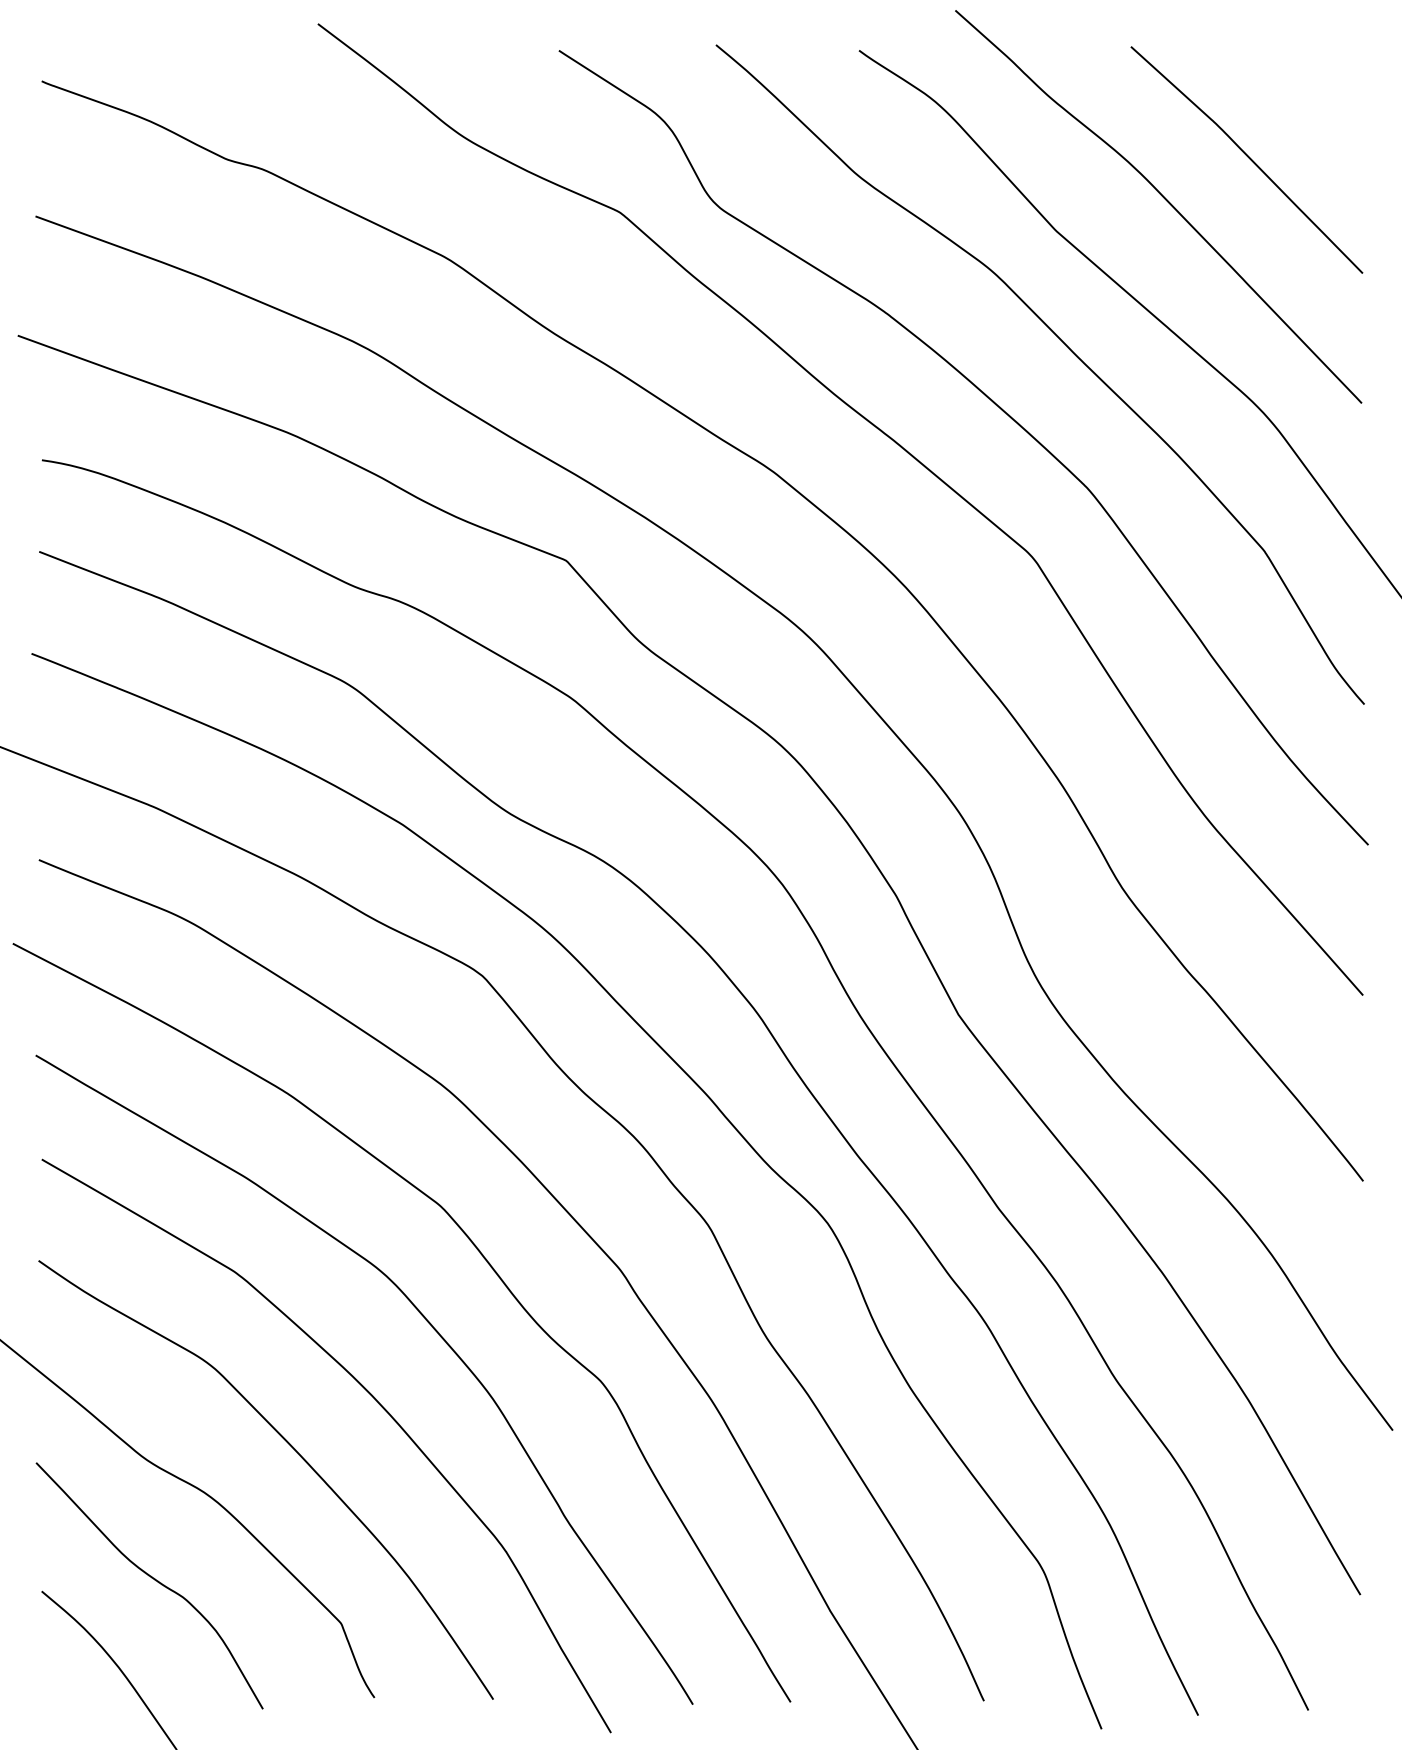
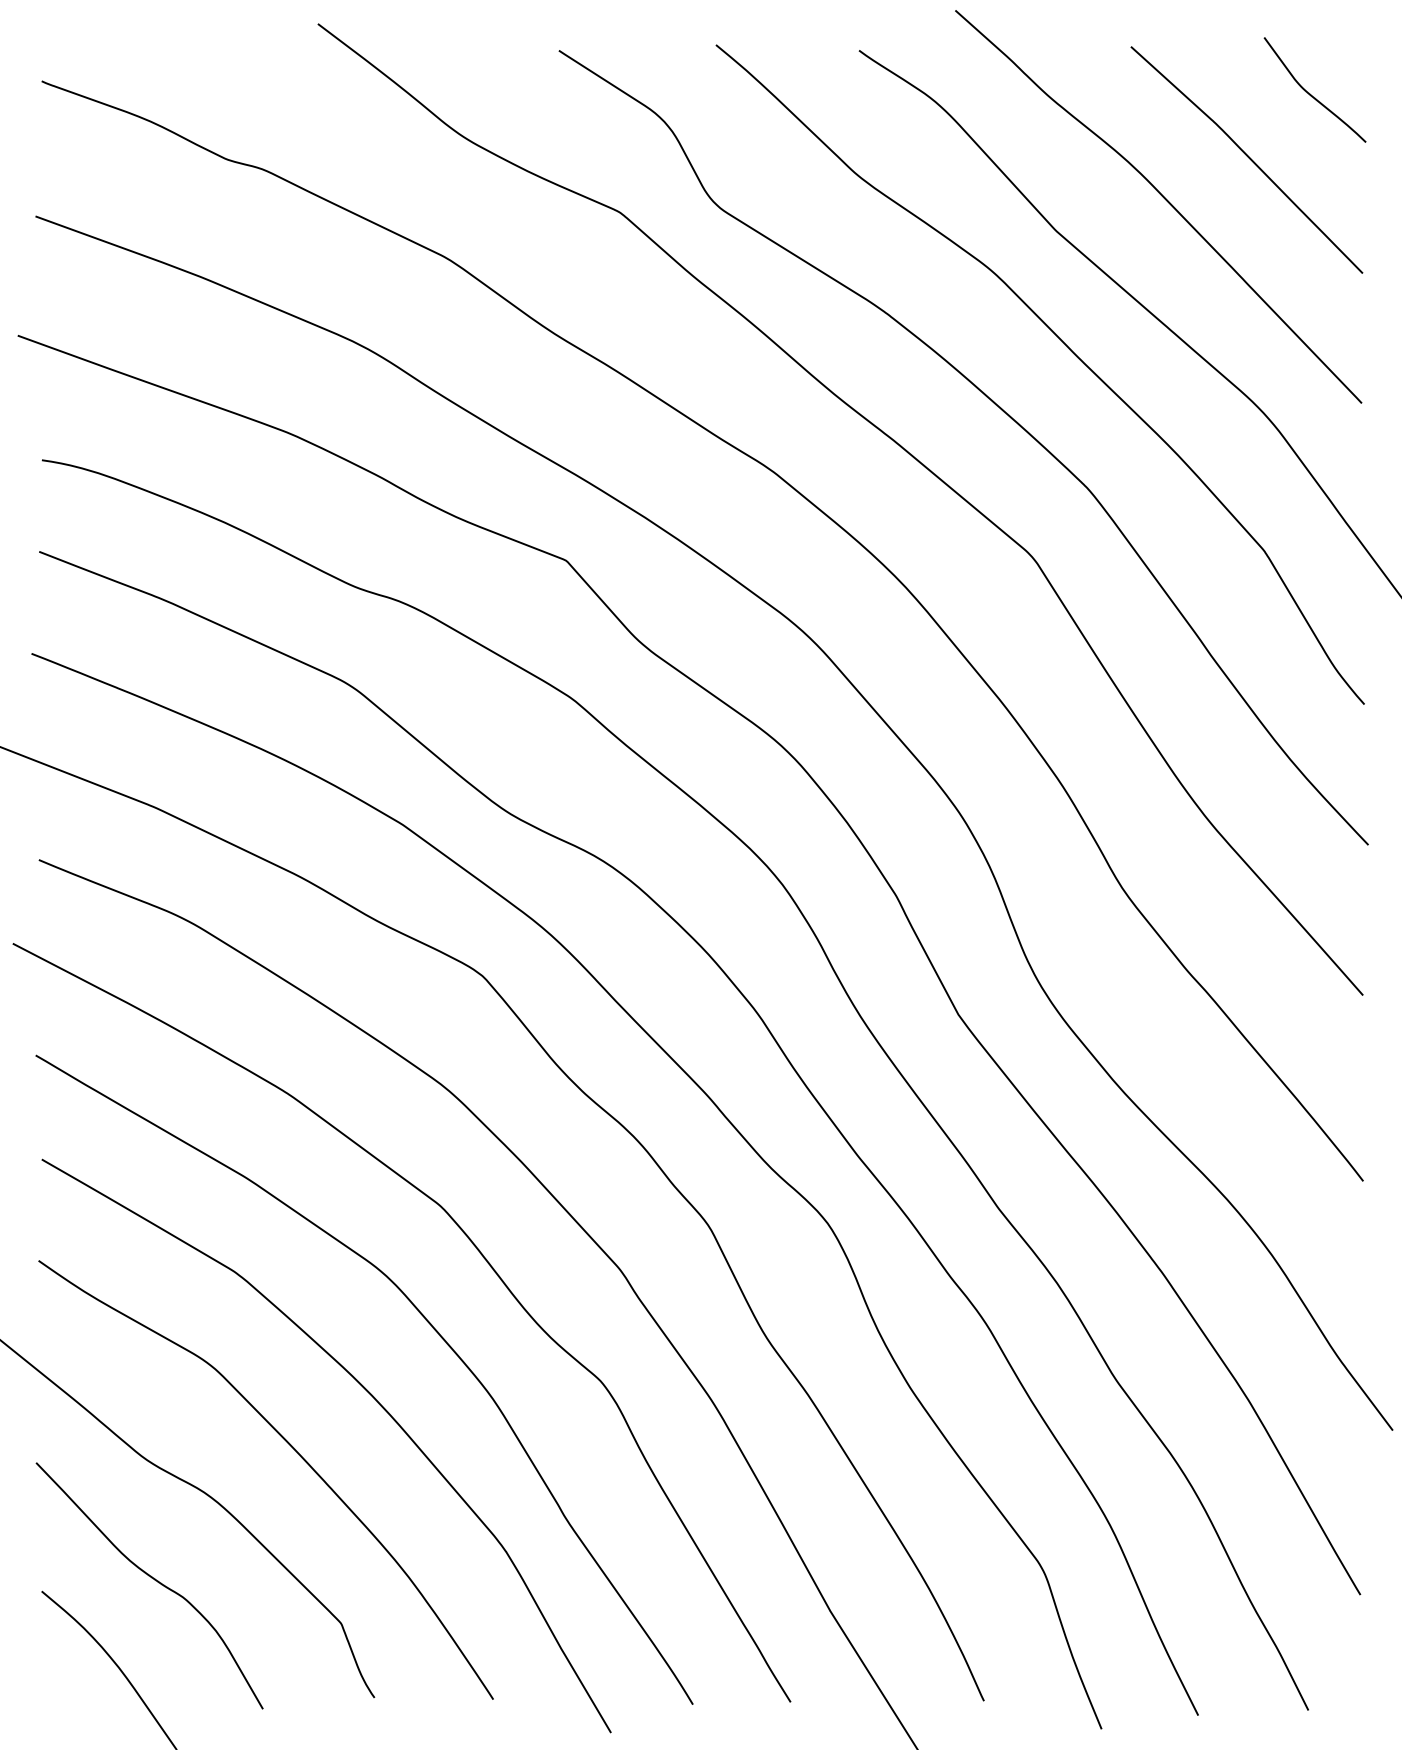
curve: none -> present (1310, 93)
